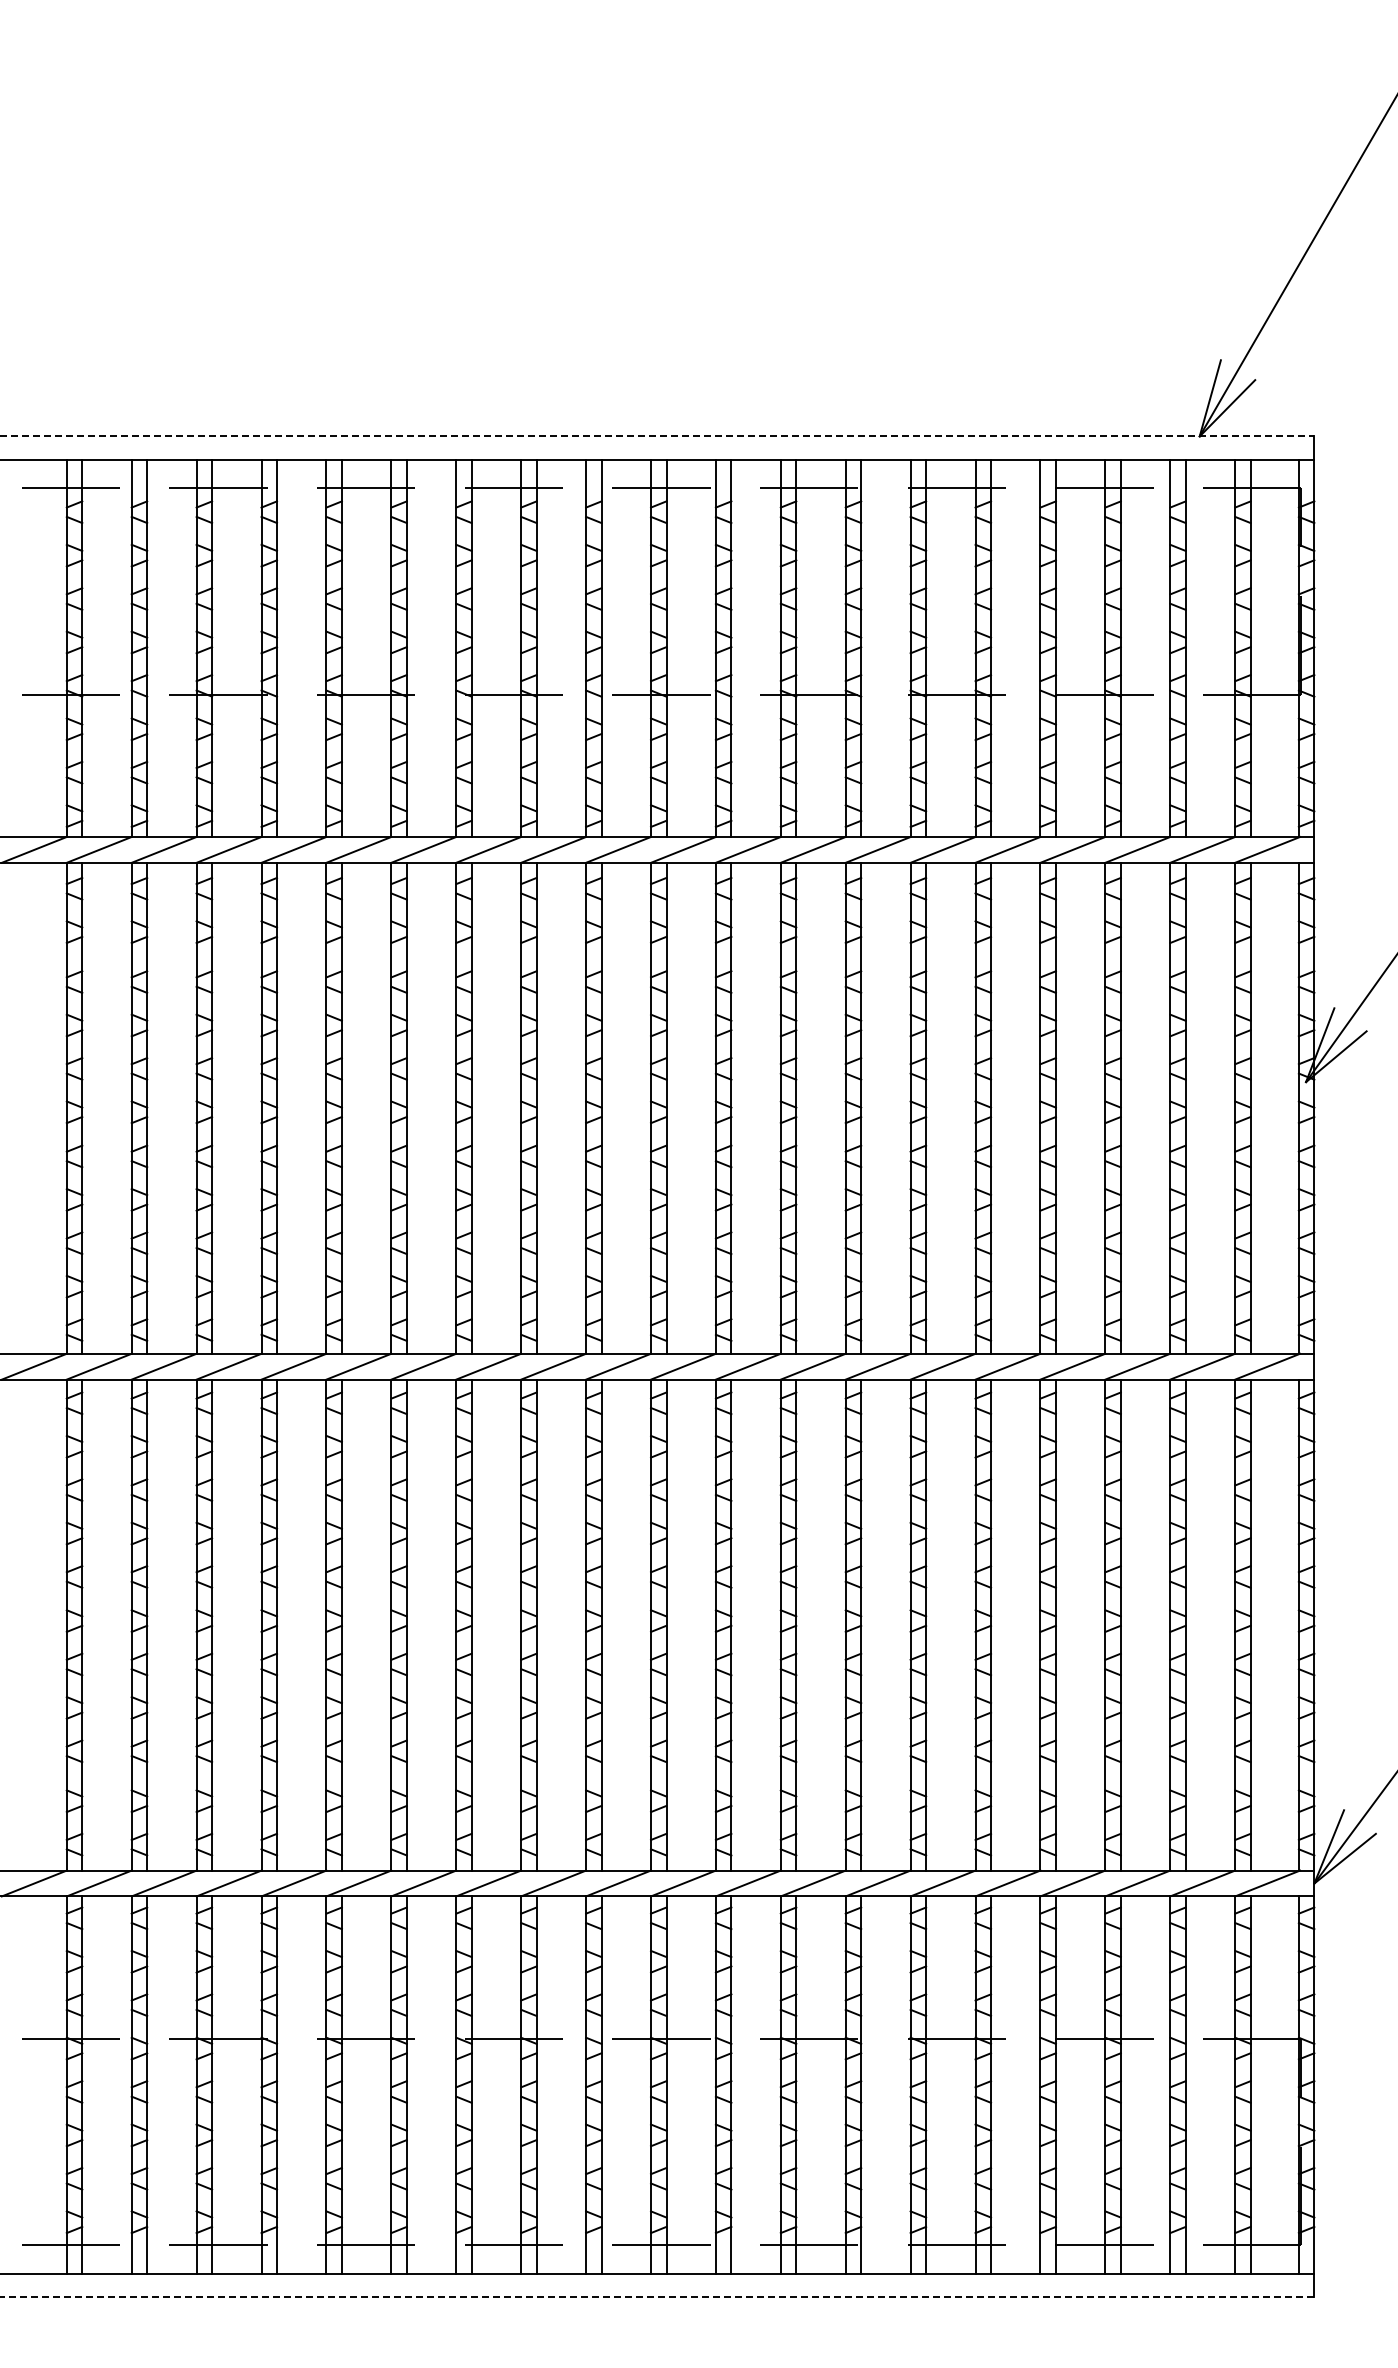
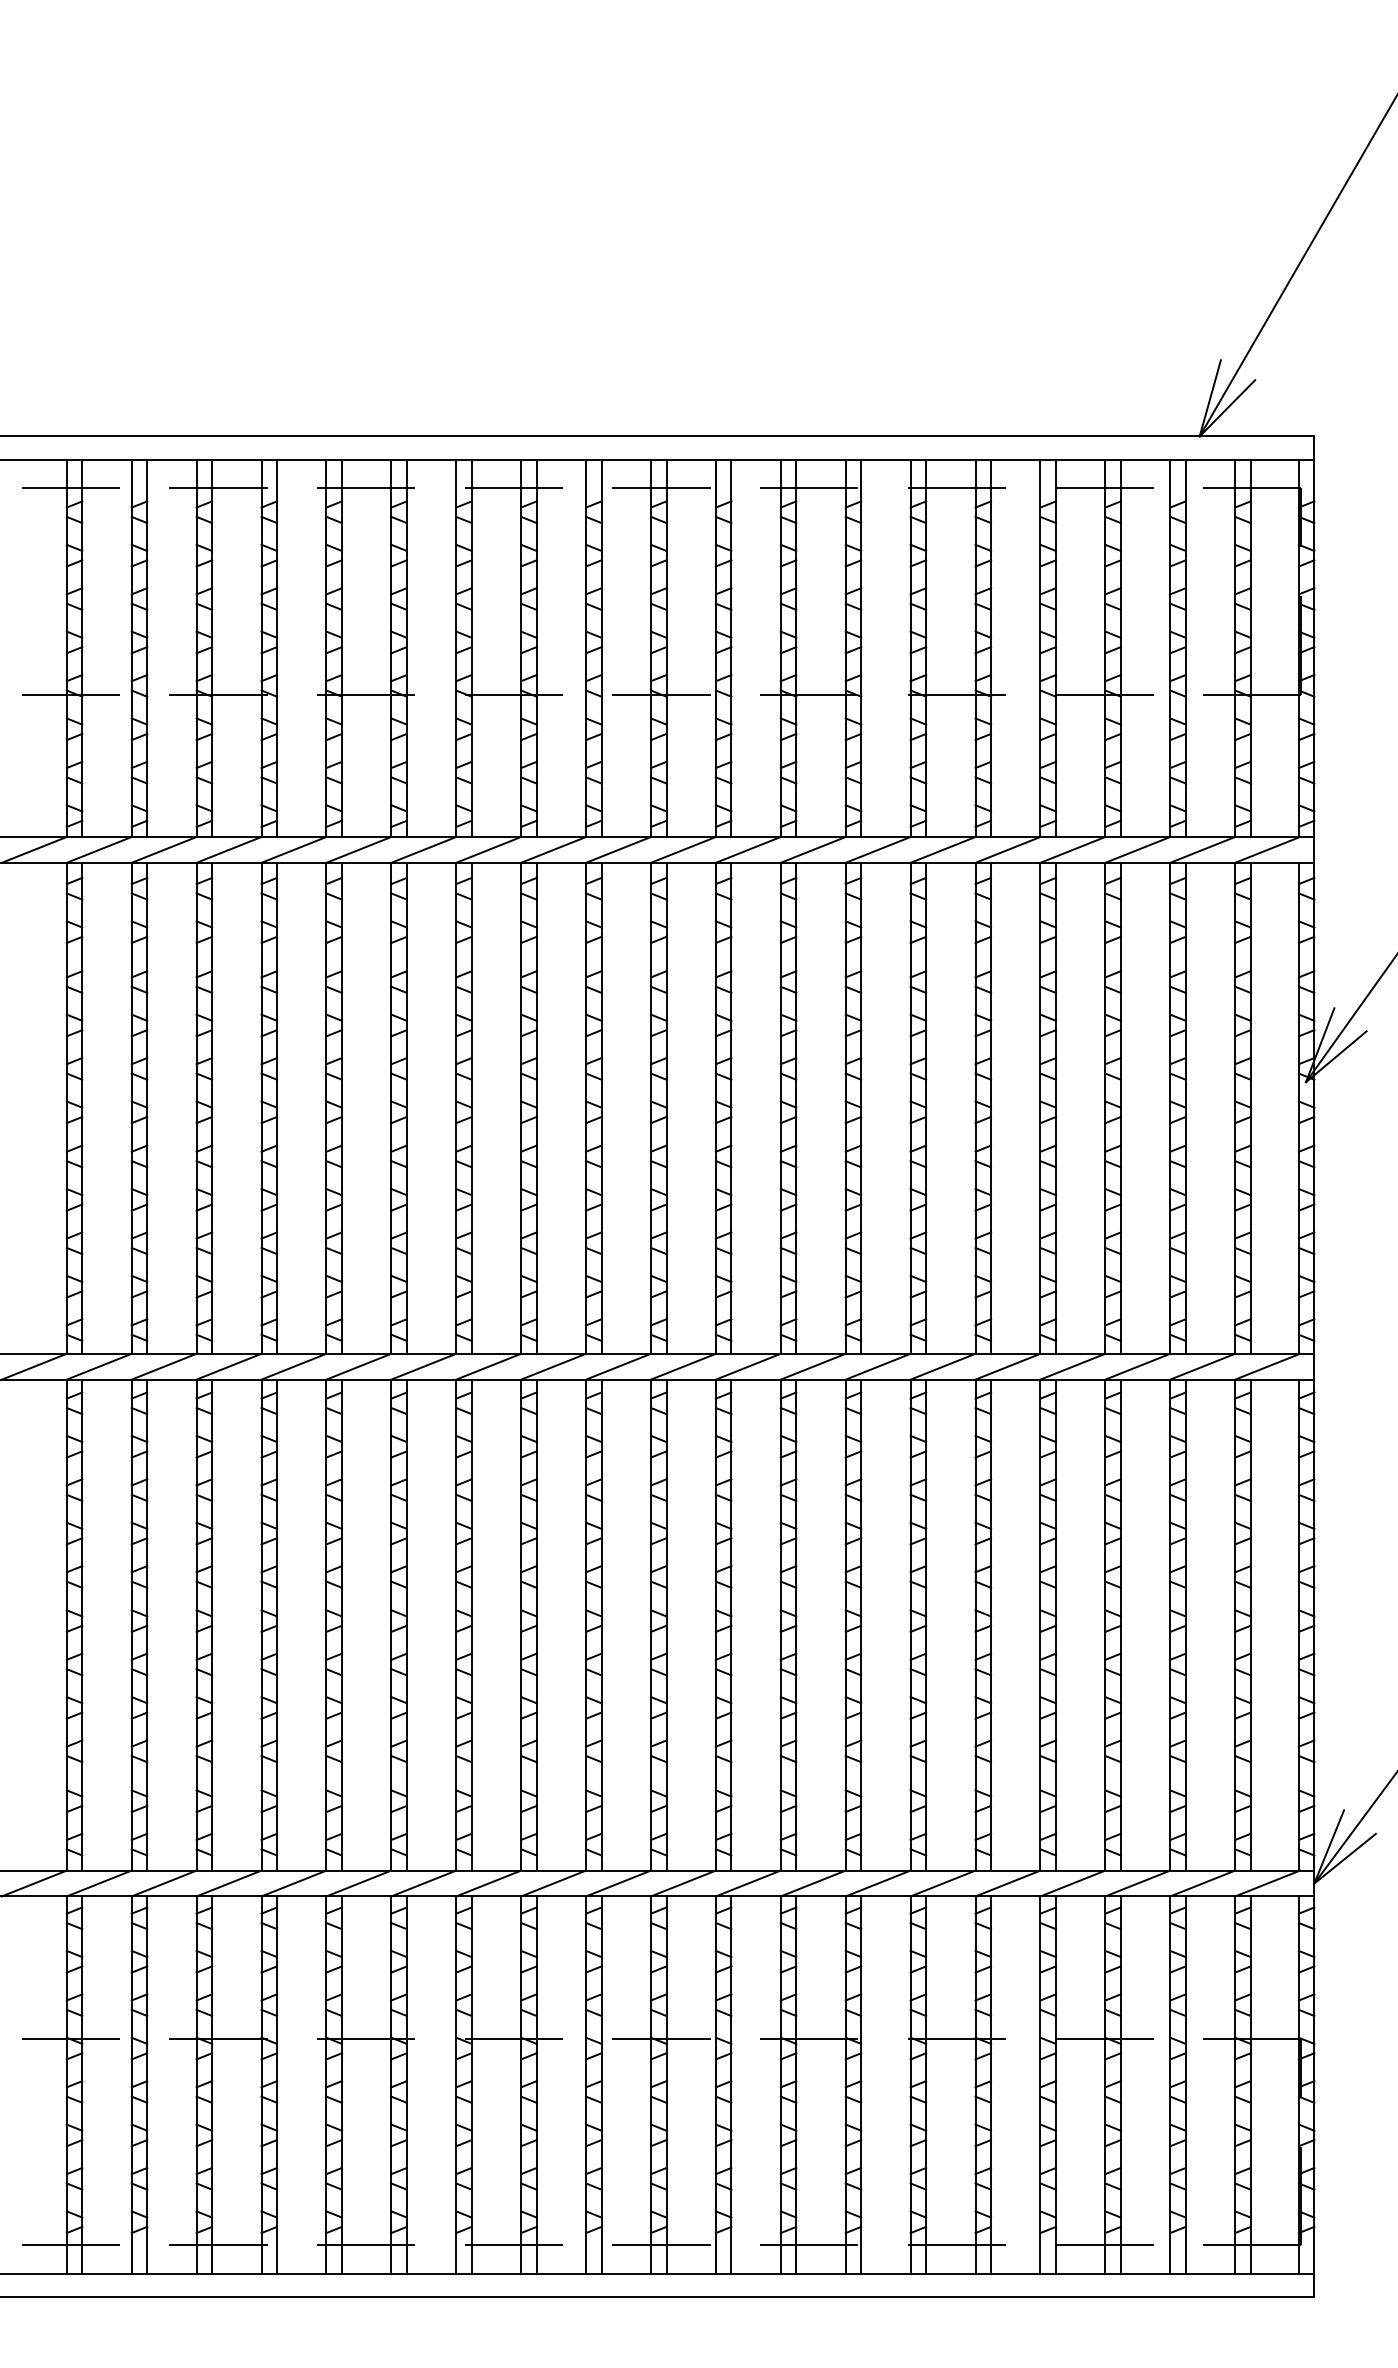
line: dashed -> solid (657, 436)
line: dashed -> solid (657, 2296)
